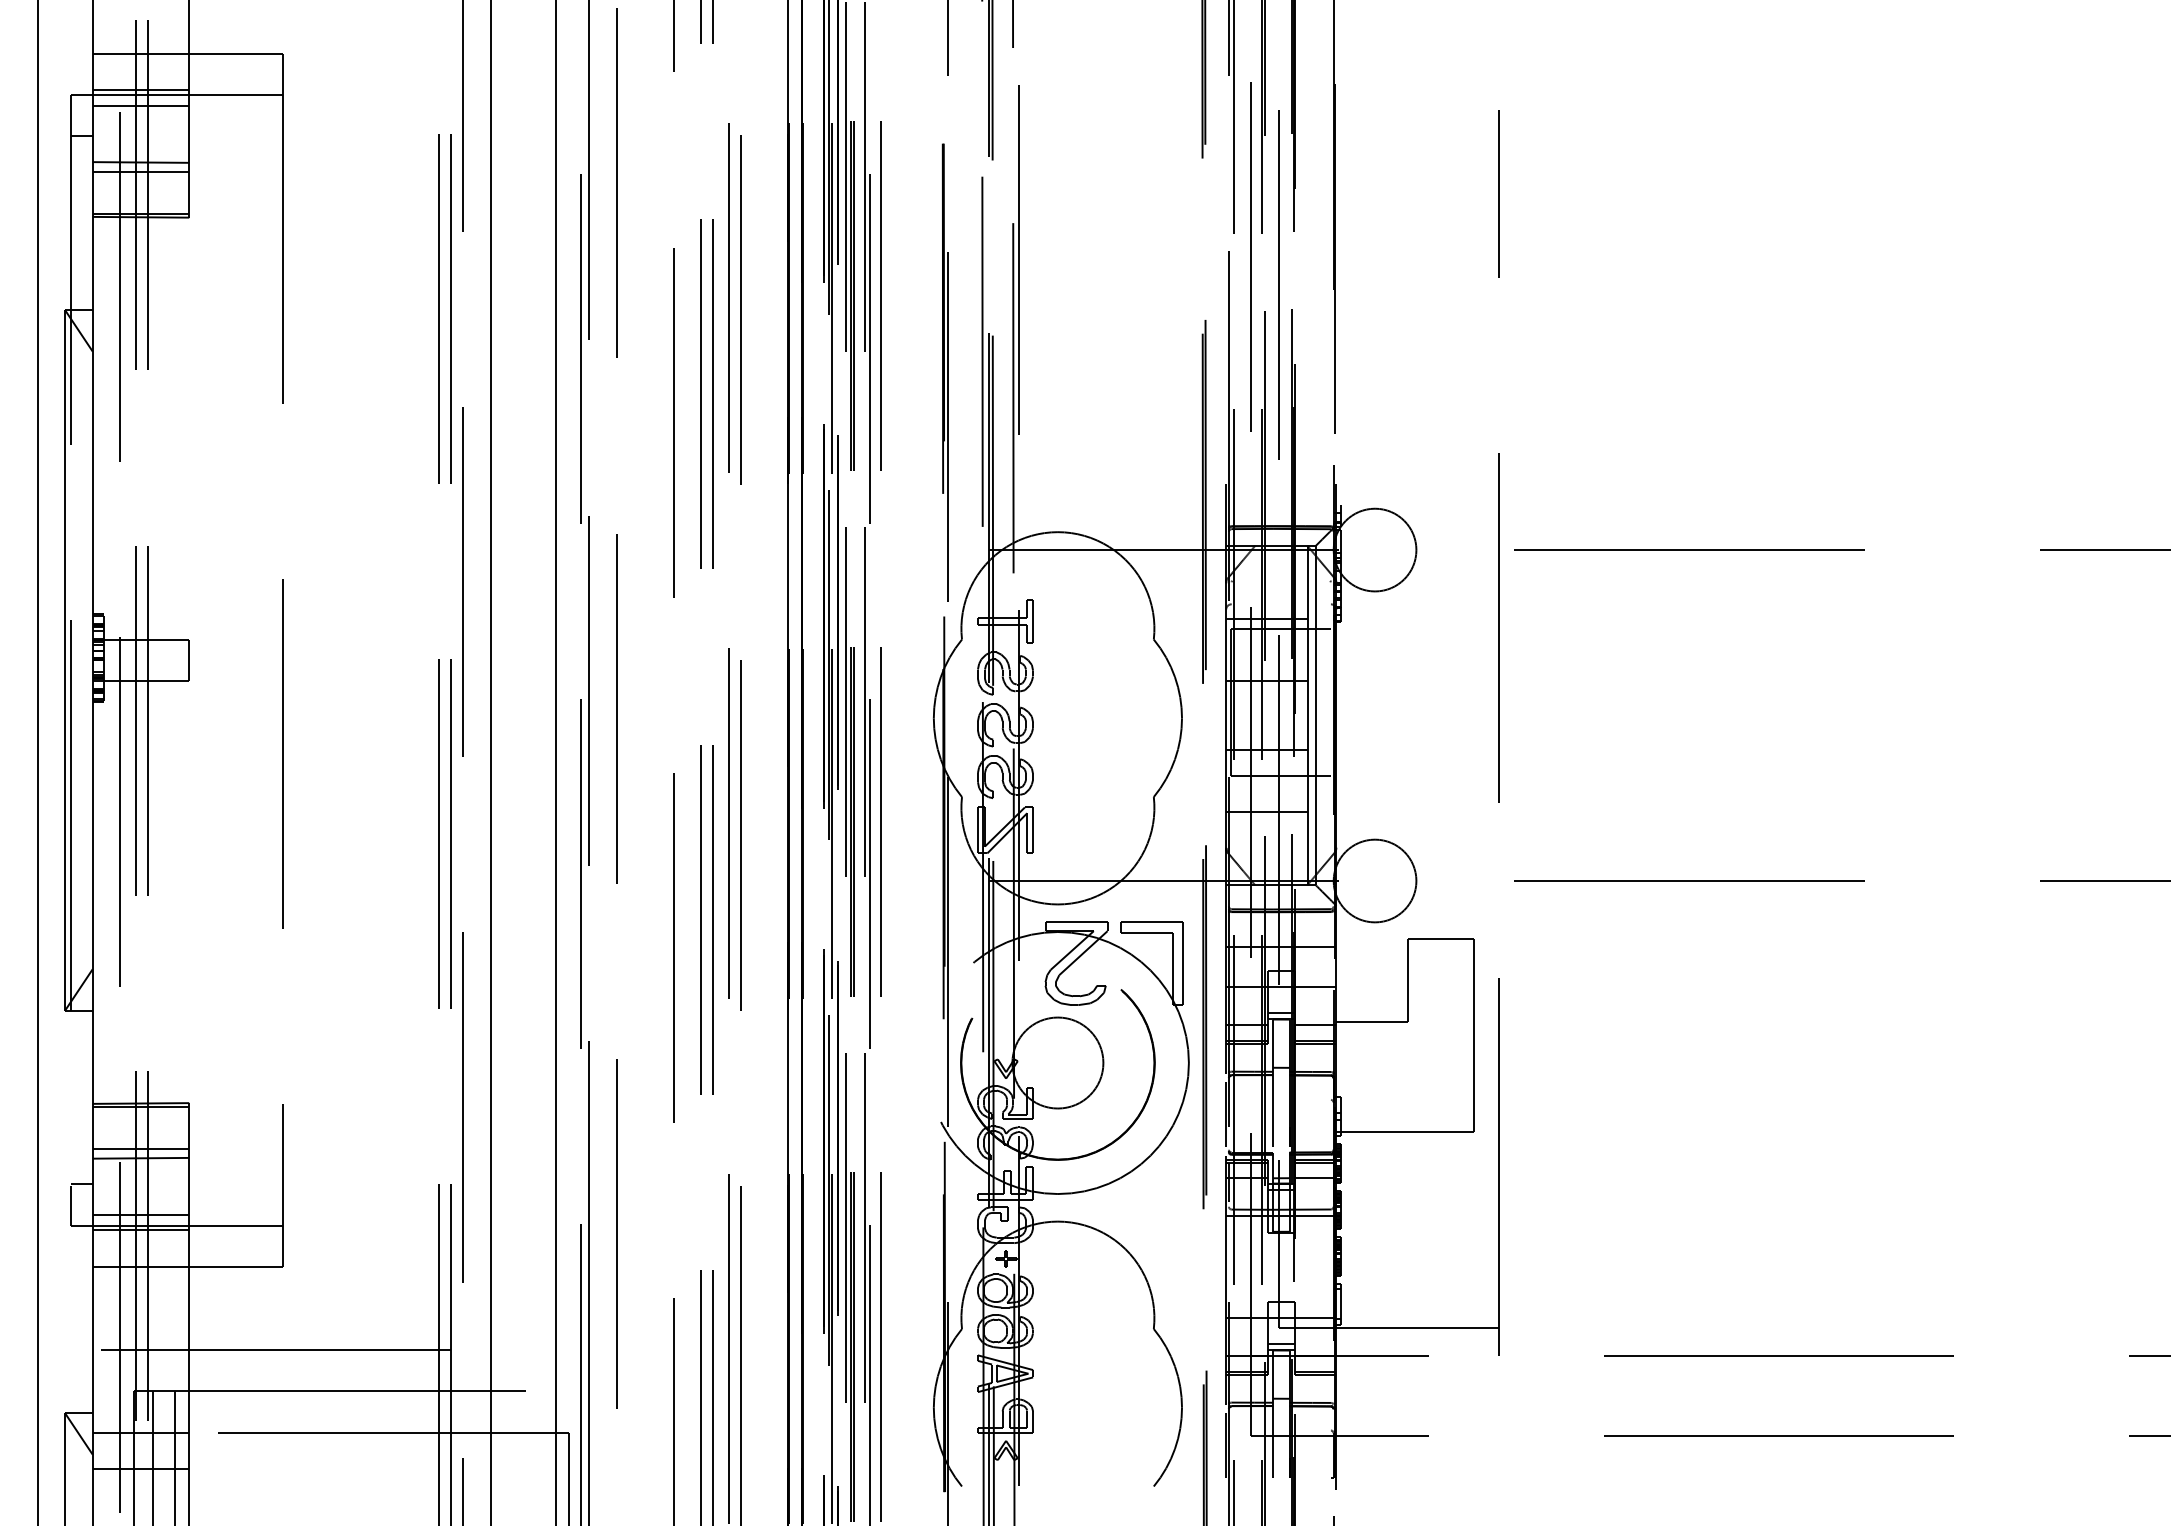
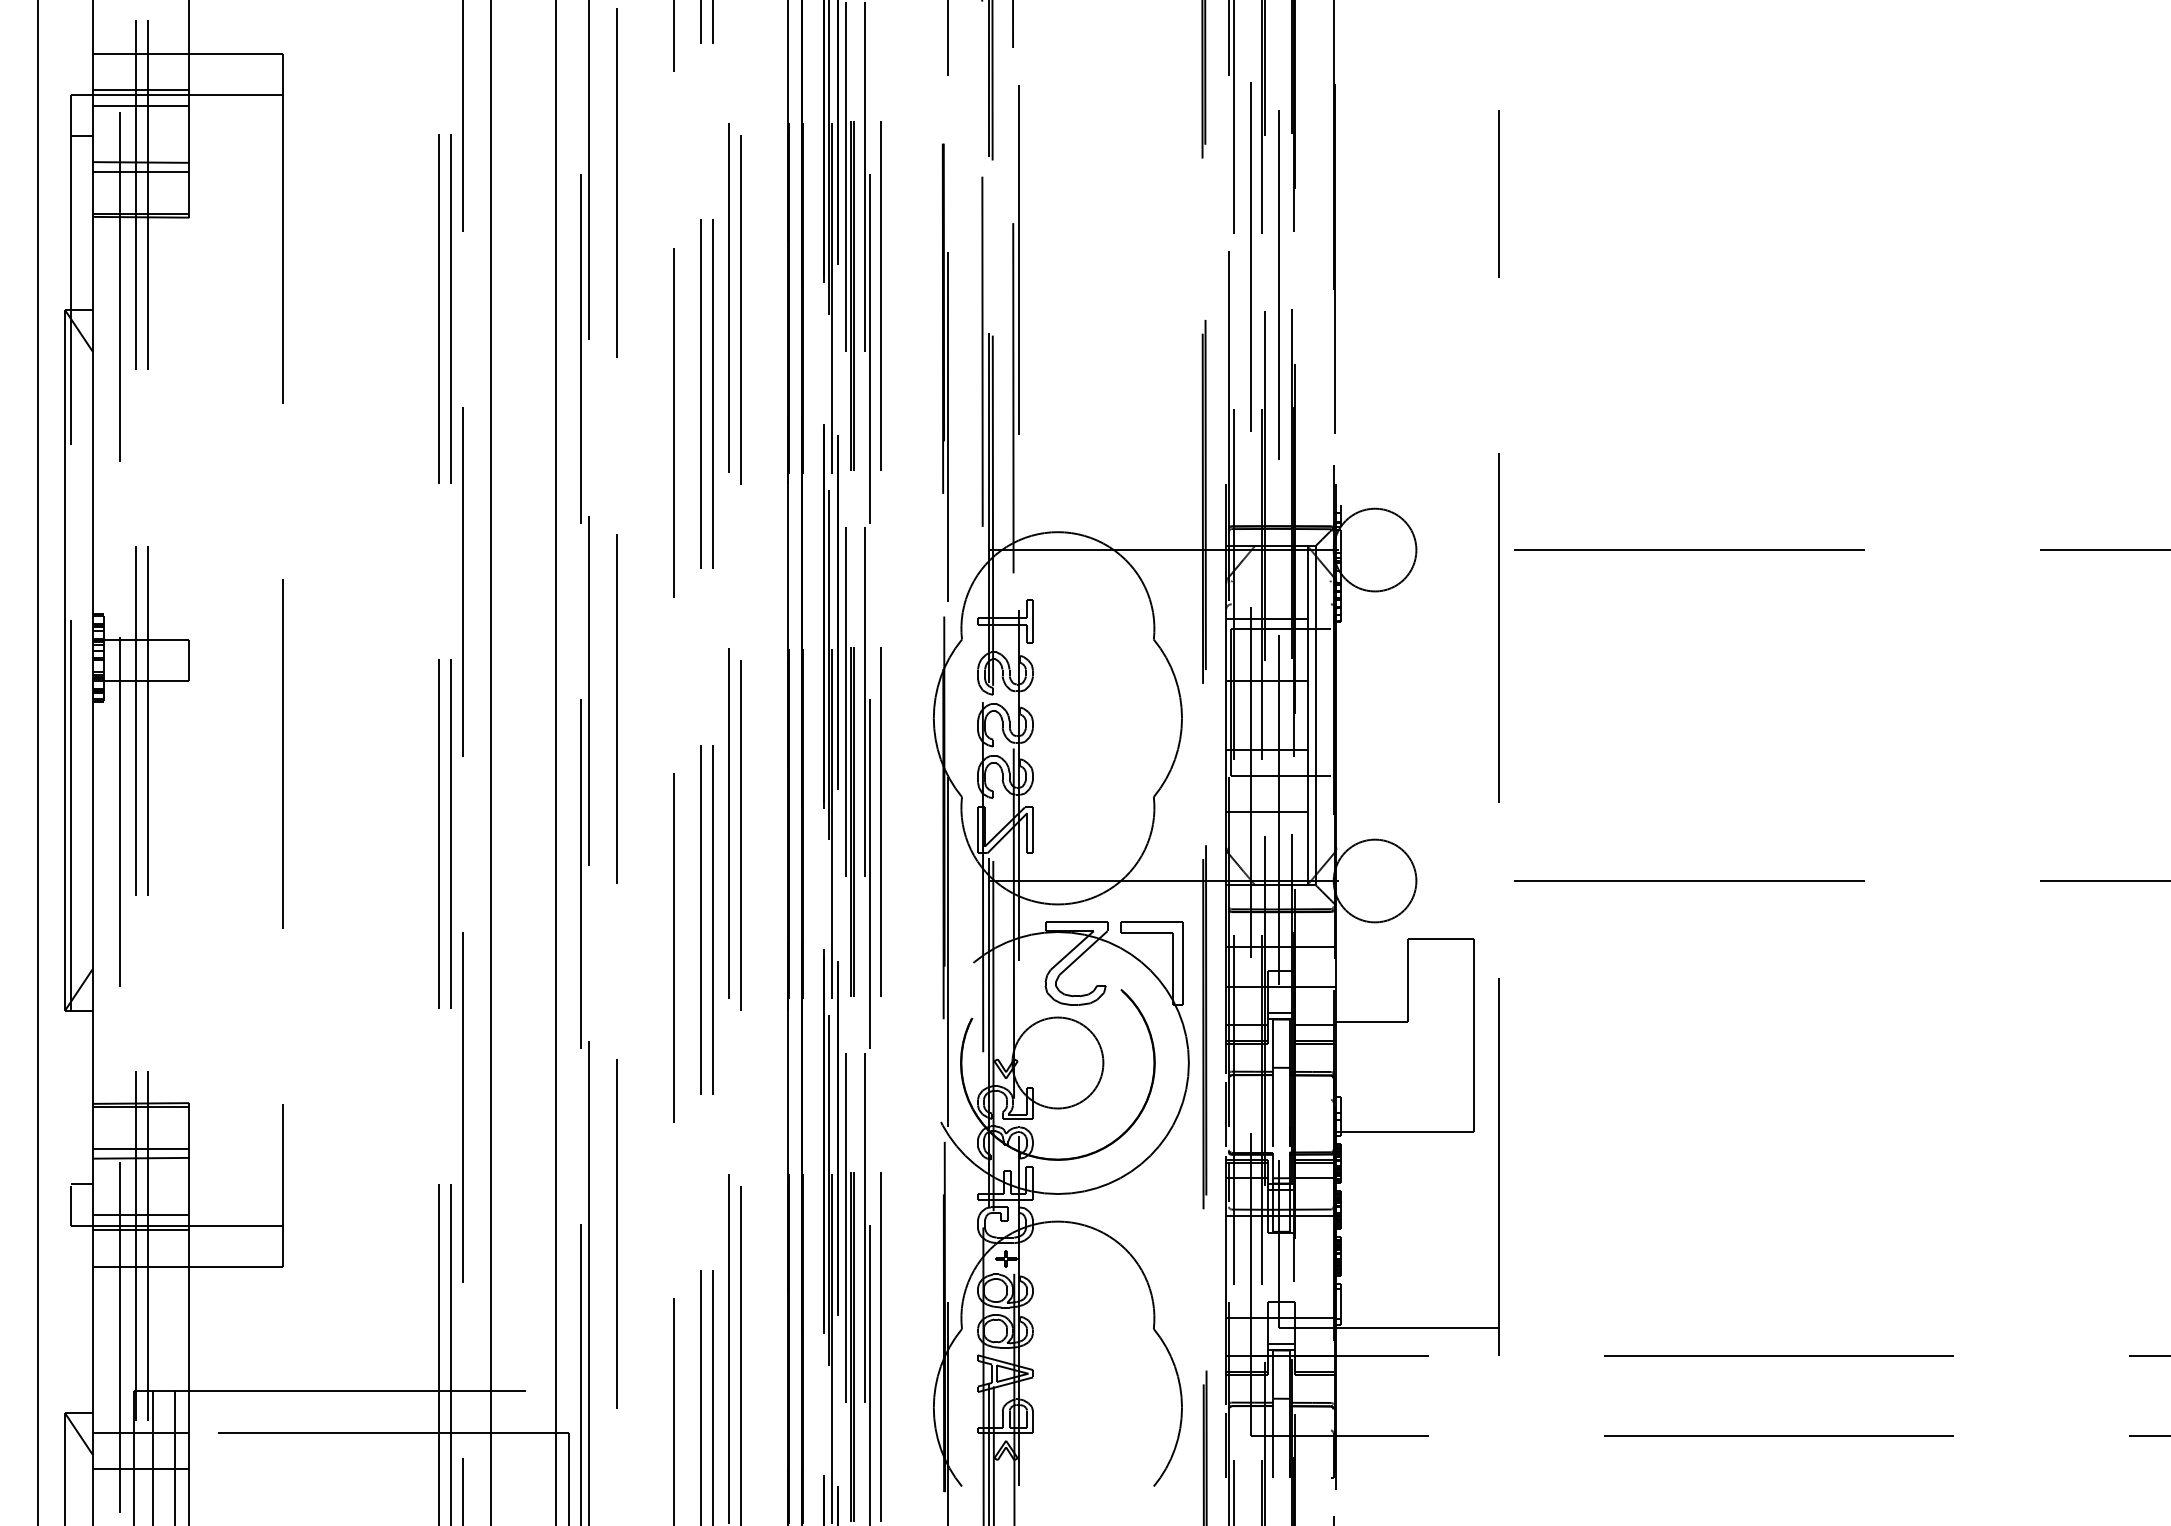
line: present -> none (271, 1349)
